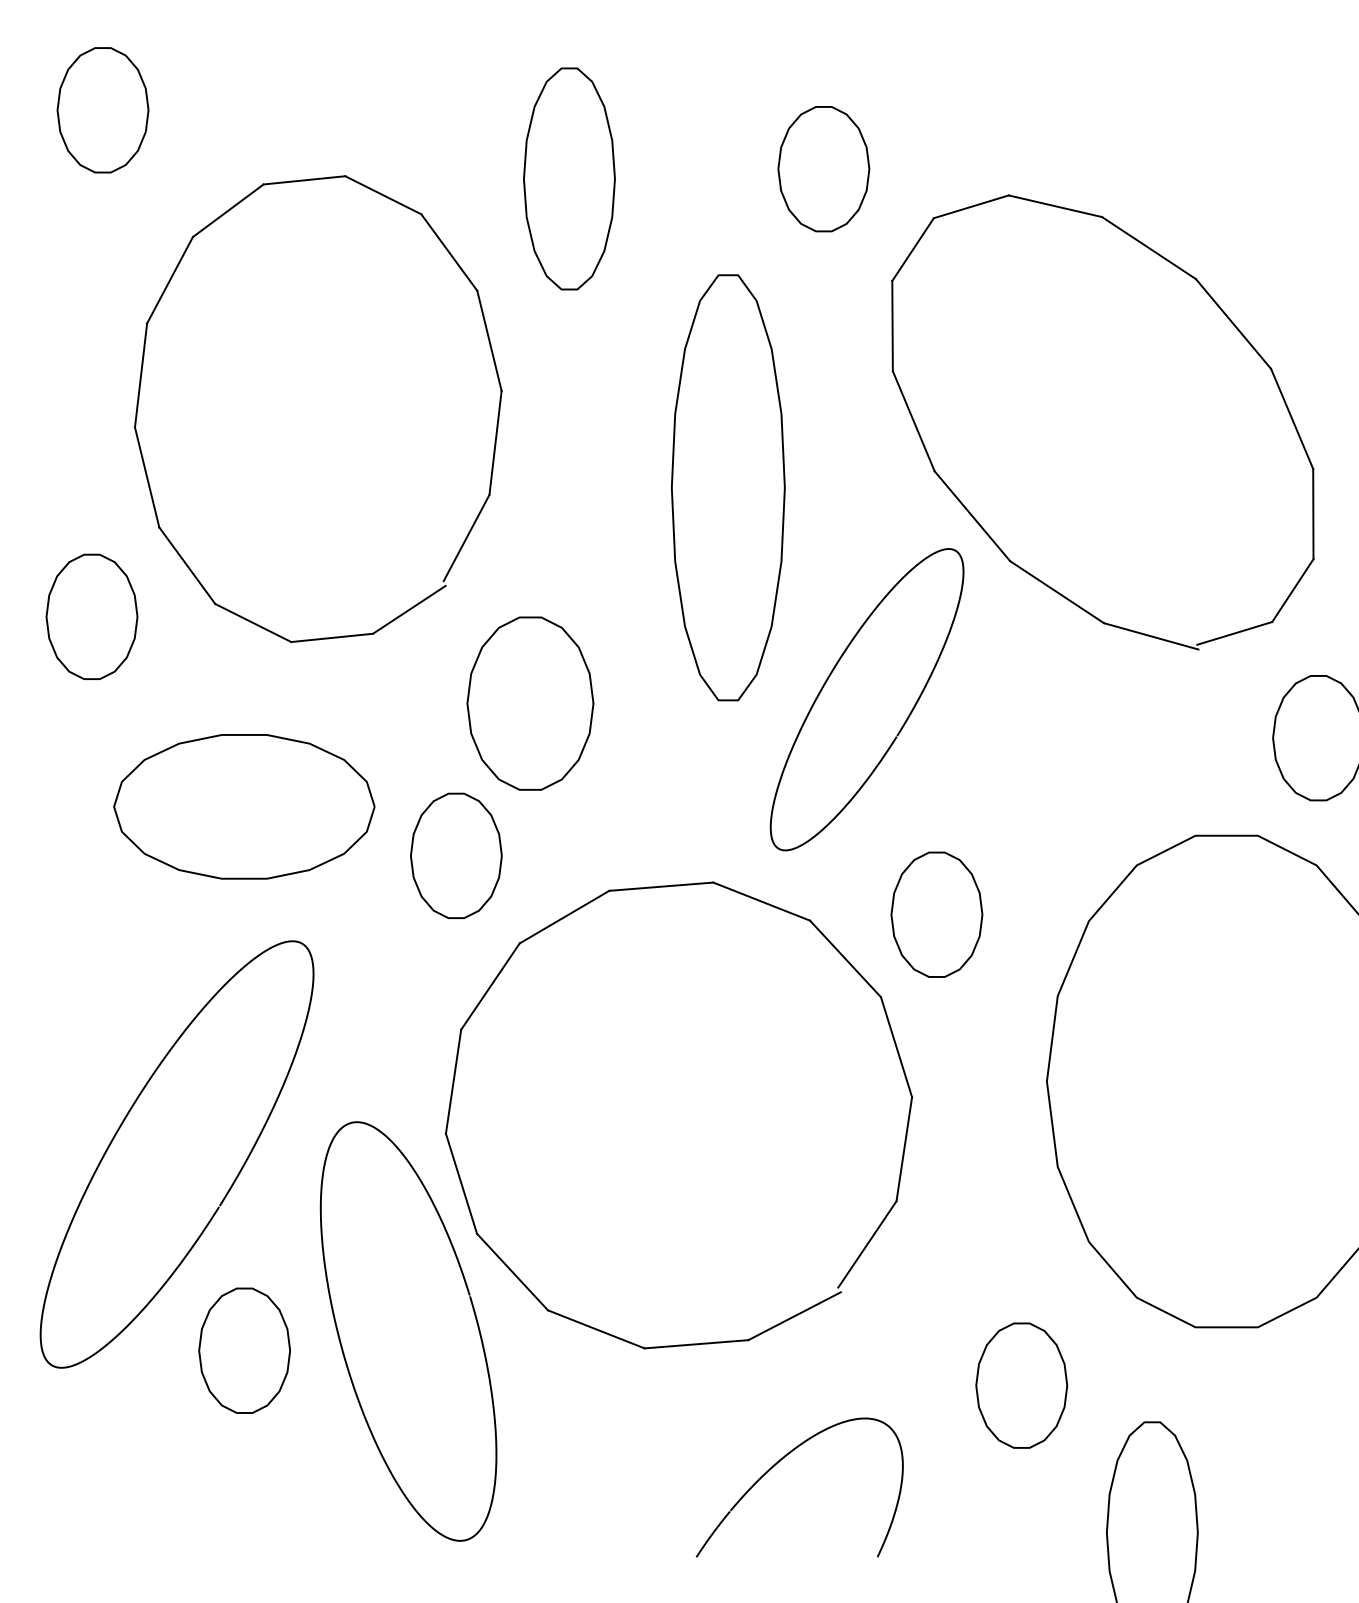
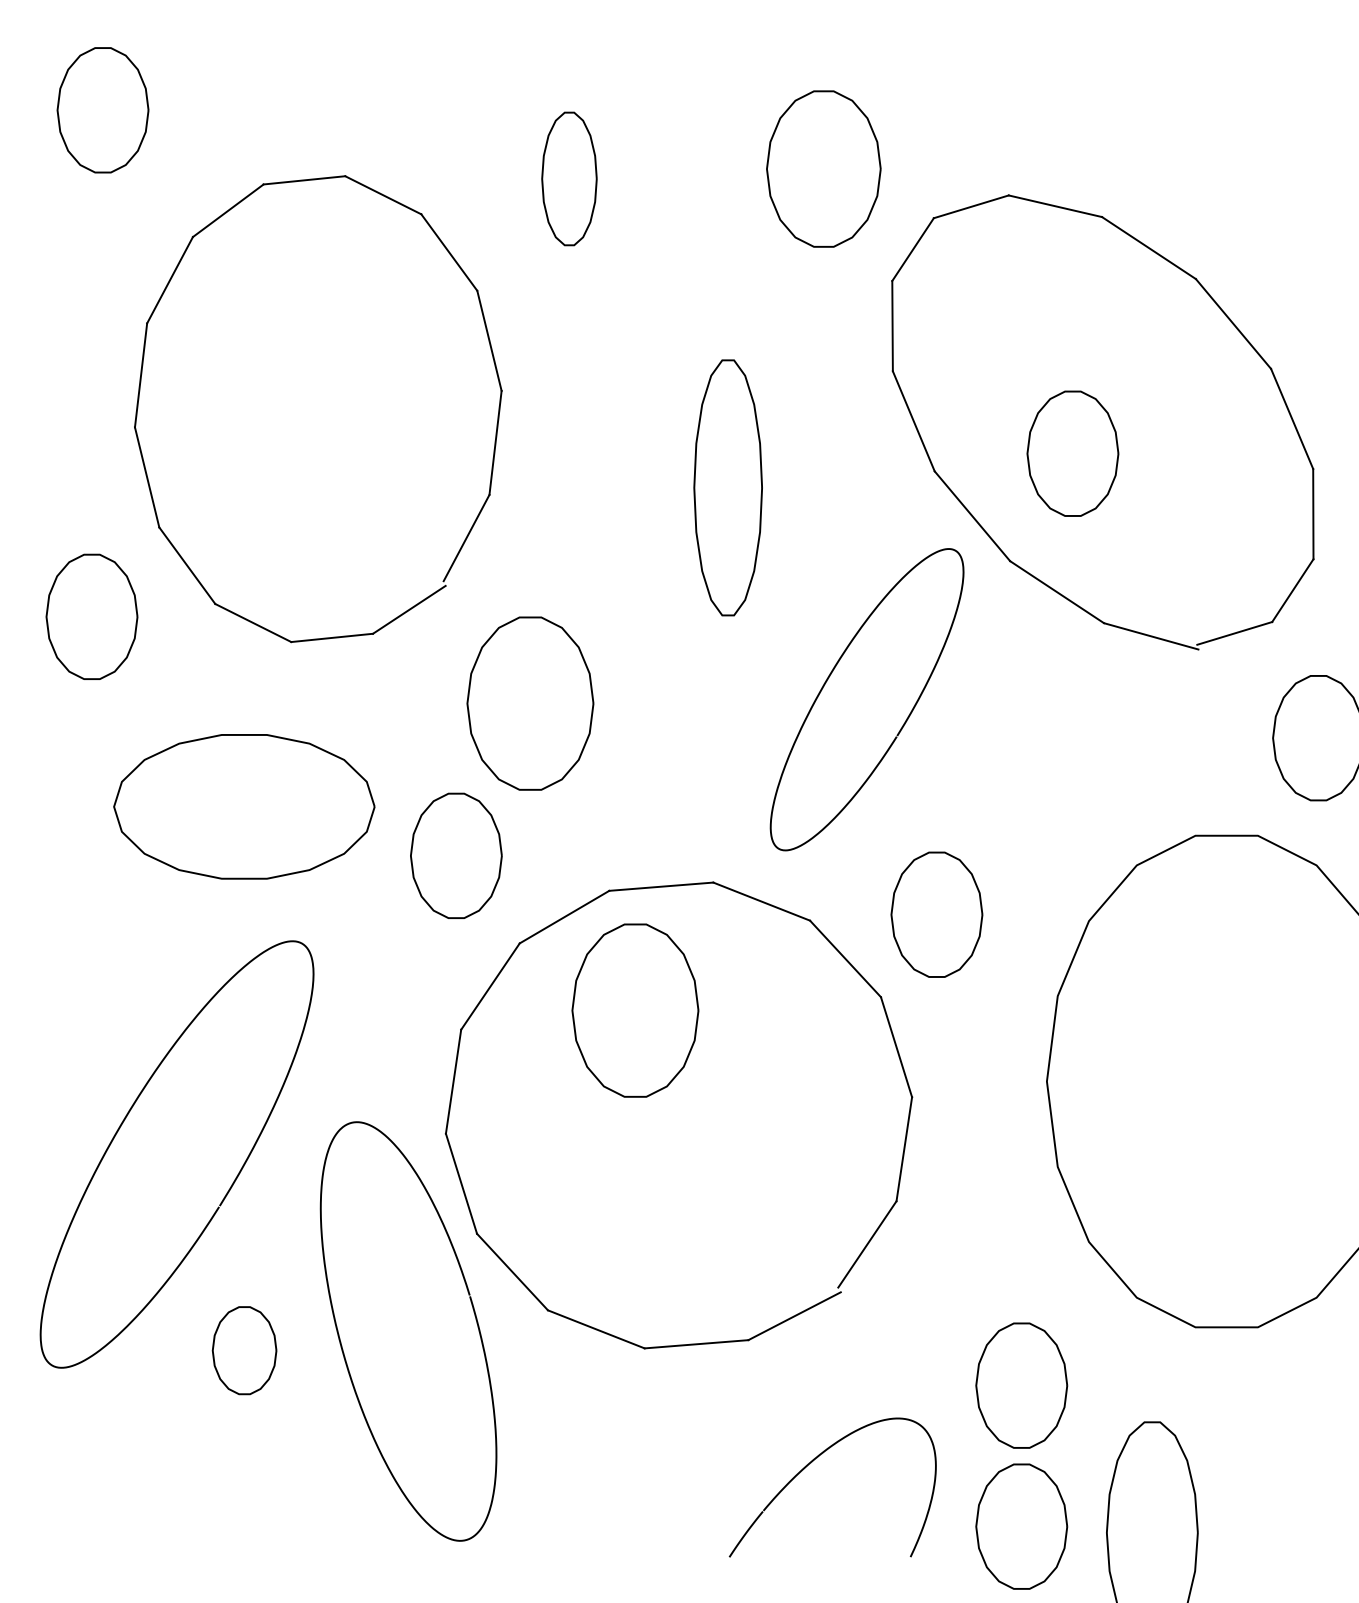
part size: 94x127 px -> 116x158 px (823, 168)
part size: 93x224 px -> 57x136 px (569, 178)
part: none -> present (1072, 453)
part size: 116x428 px -> 70x258 px (727, 487)
part: none -> present (635, 1010)
part size: 93x127 px -> 67x90 px (244, 1350)
part position: (778, 1463) -> (811, 1463) (811, 1463)
part: none -> present (1021, 1526)
